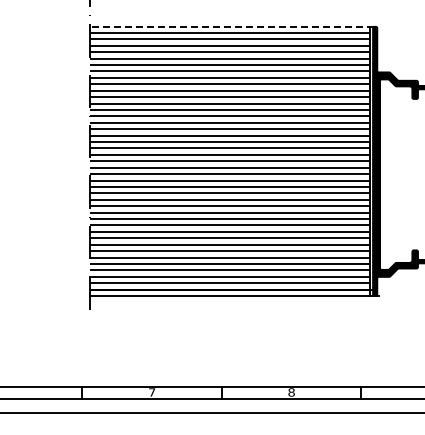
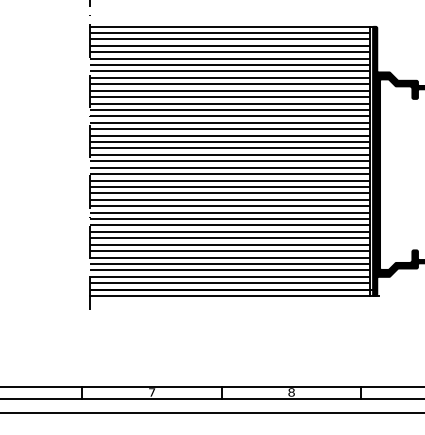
line: dashed -> solid (231, 26)
